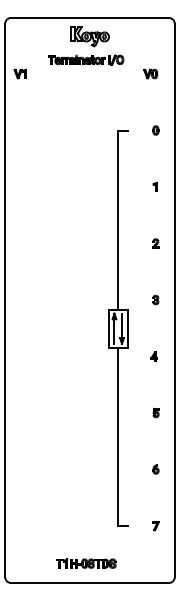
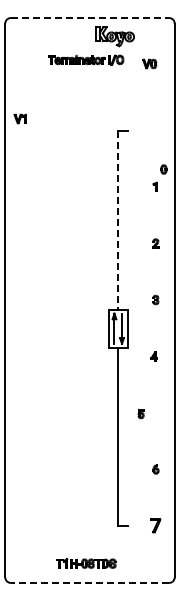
line: solid -> dashed (90, 18)
part position: (89, 36) -> (114, 36) (114, 36)
part position: (19, 73) -> (19, 118) (19, 118)
part position: (150, 73) -> (149, 63) (149, 63)
part position: (155, 130) -> (163, 169) (163, 169)
line: solid -> dashed (118, 220)
part position: (155, 413) -> (140, 414) (140, 414)
part size: 8x11 px -> 12x16 px (155, 525)
line: solid -> dashed (89, 582)
